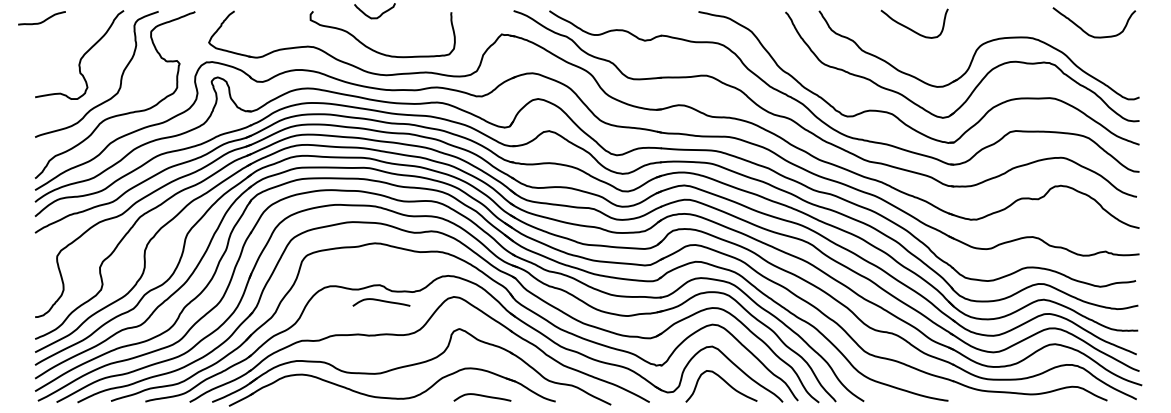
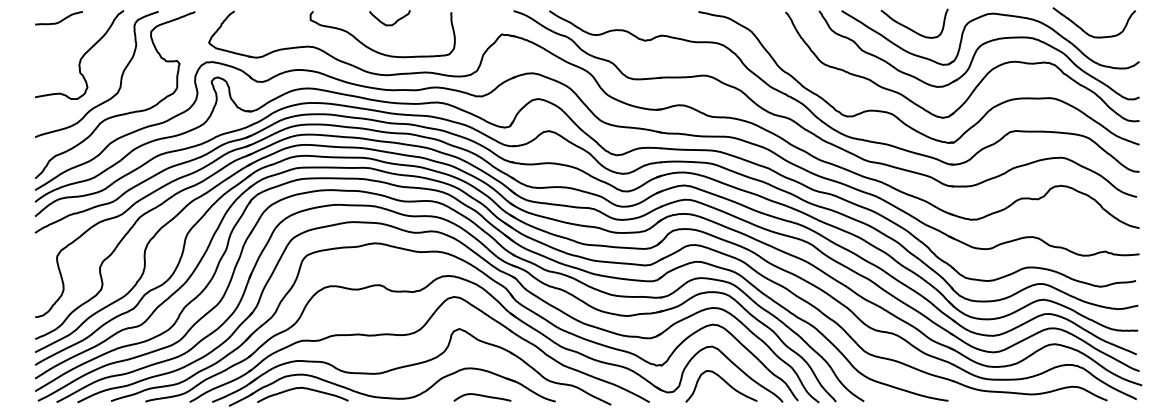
curve position: (377, 16) -> (392, 23) (392, 23)
part: none -> present (982, 17)
curve position: (43, 20) -> (60, 20) (60, 20)
curve: present -> none (381, 301)
curve: none -> present (304, 389)
